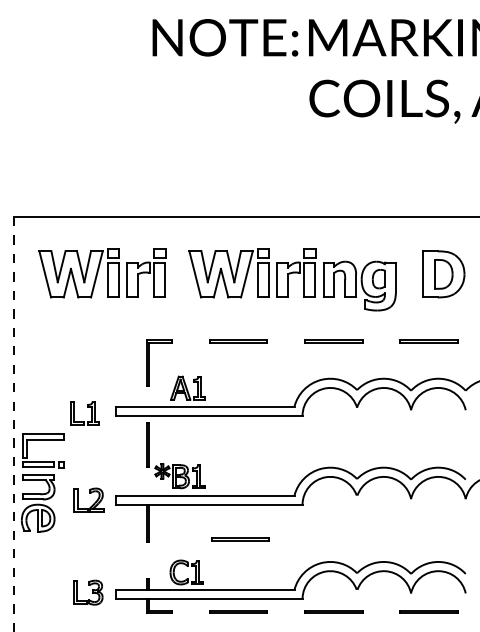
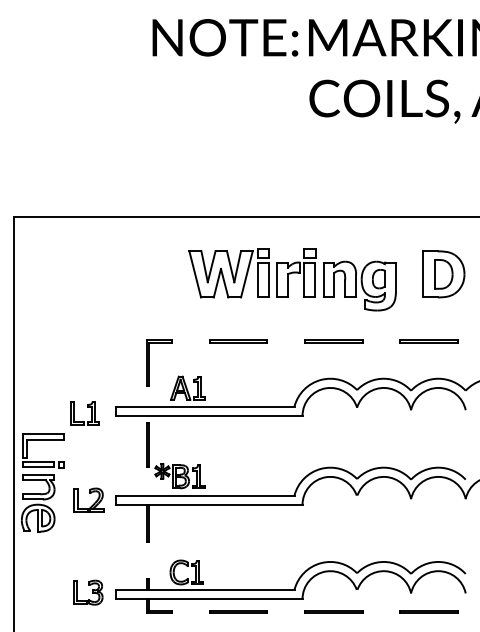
part: present -> none (102, 273)
line: dashed -> solid (14, 424)
line: present -> none (240, 538)
